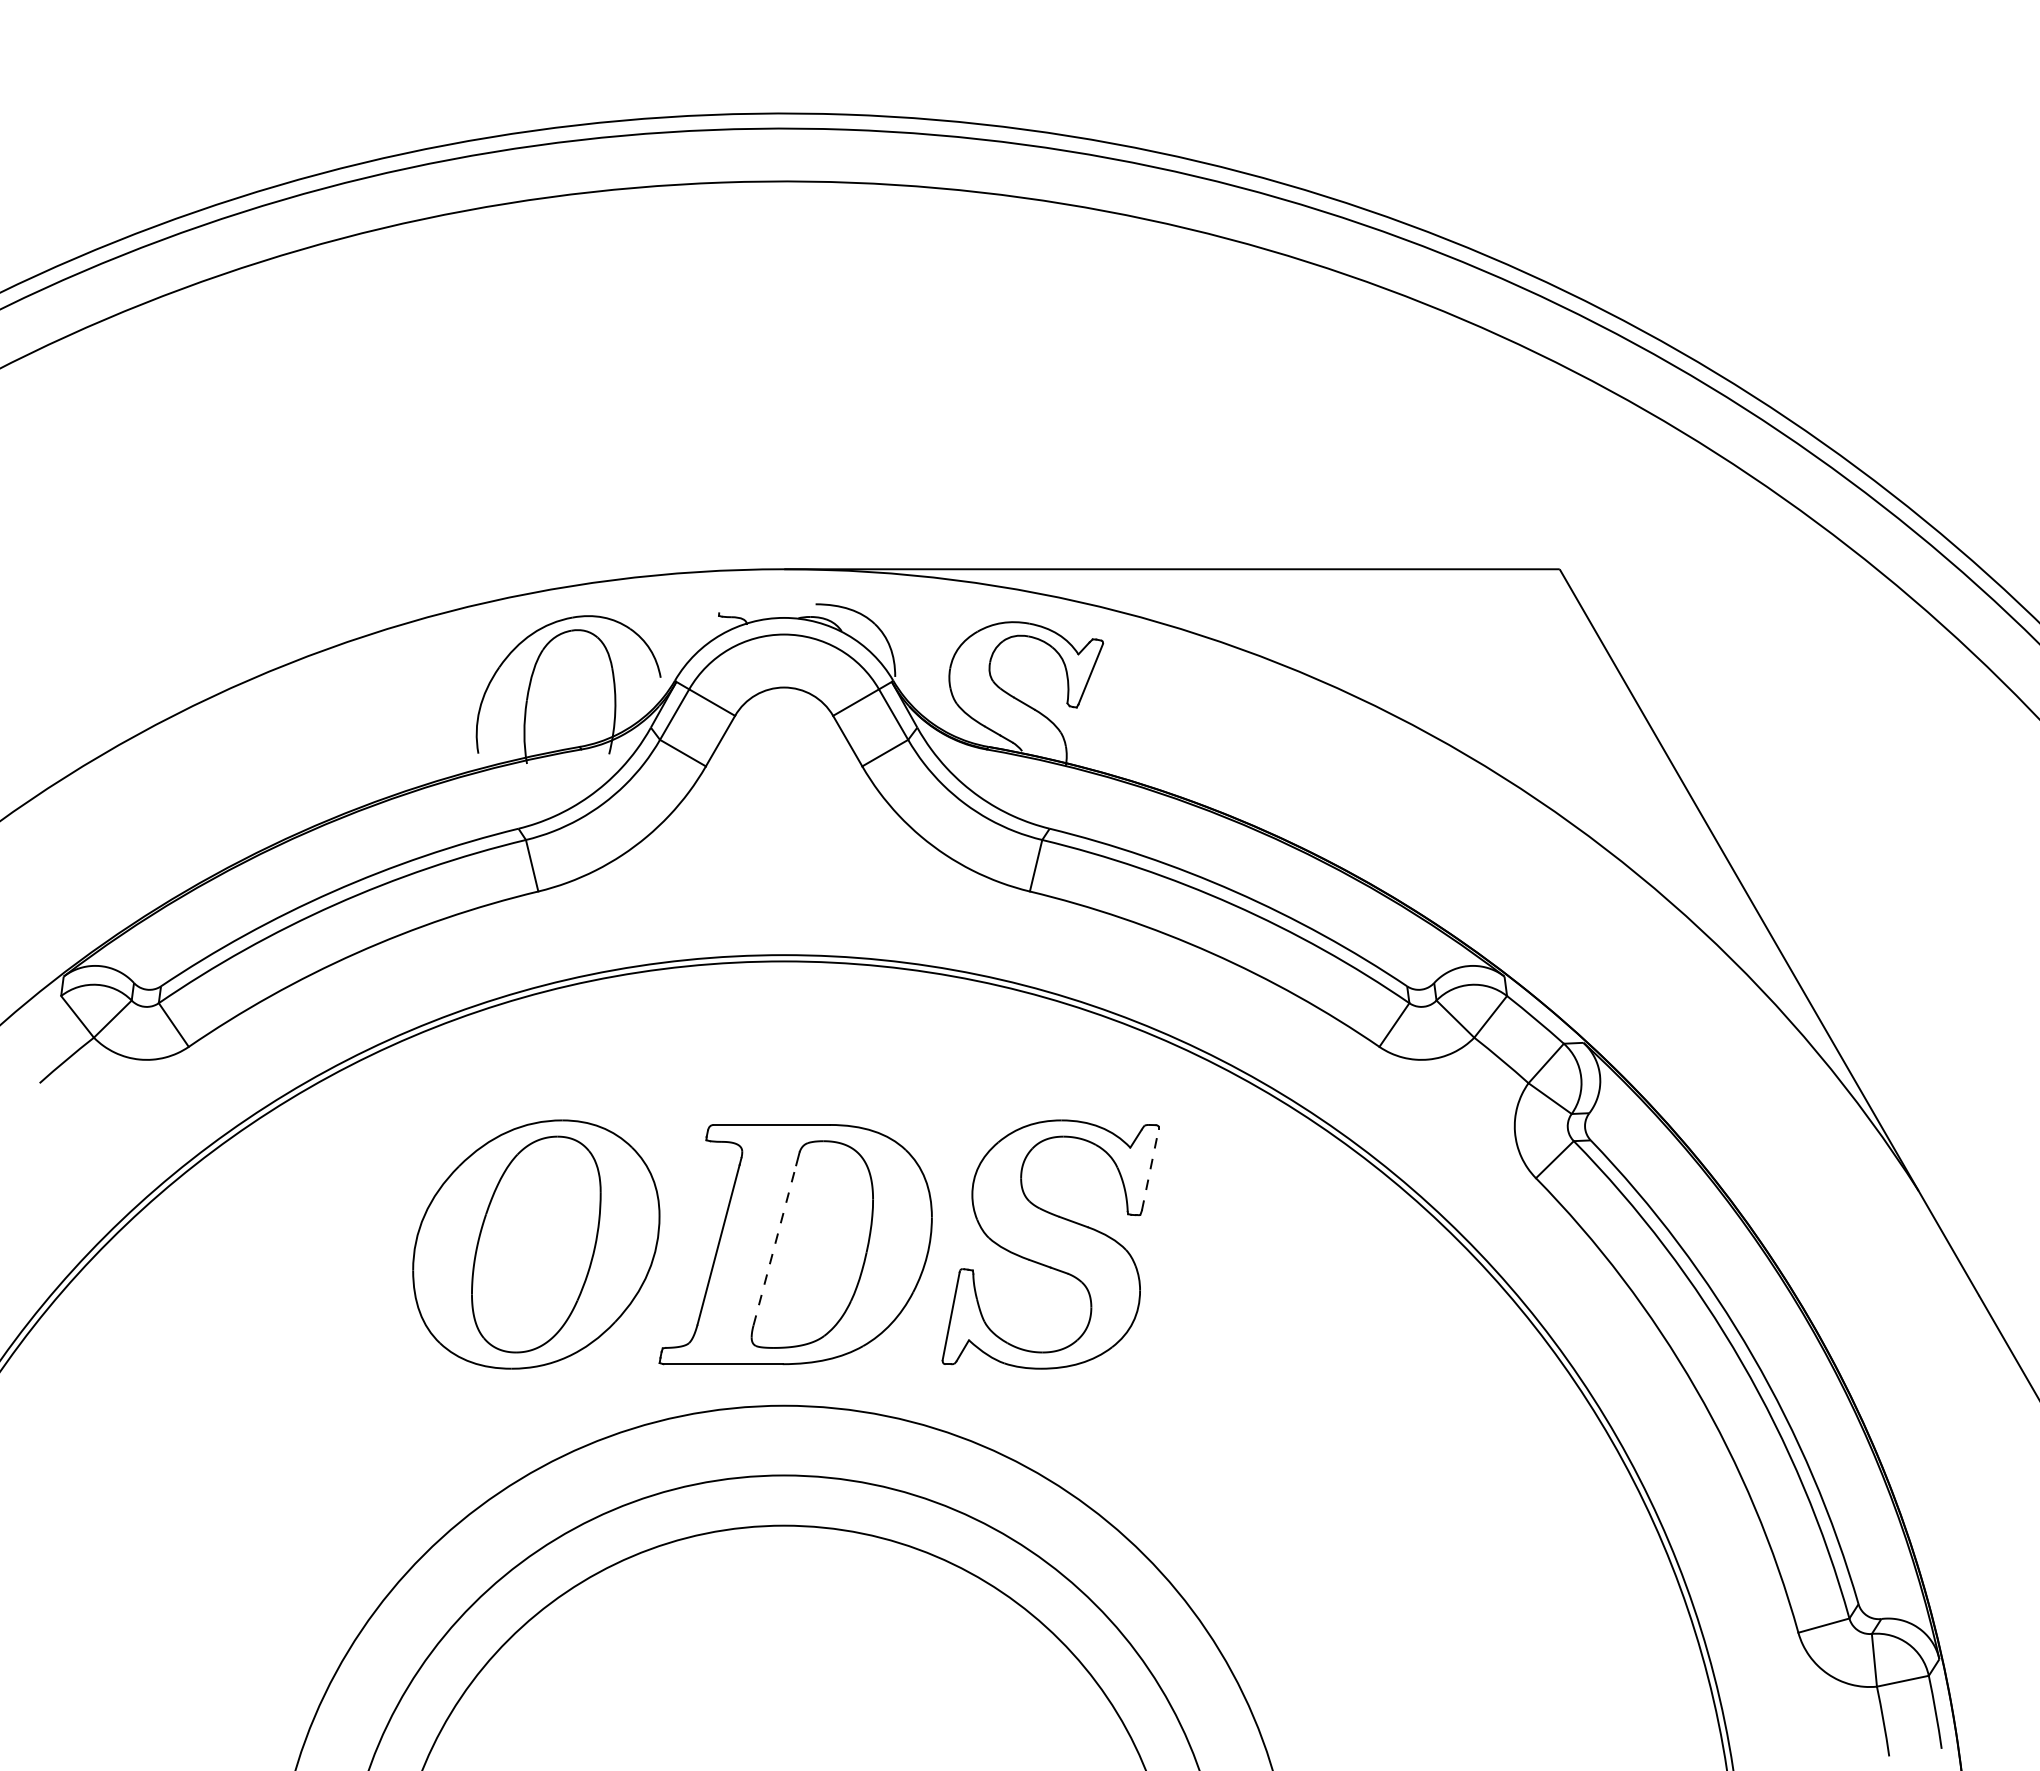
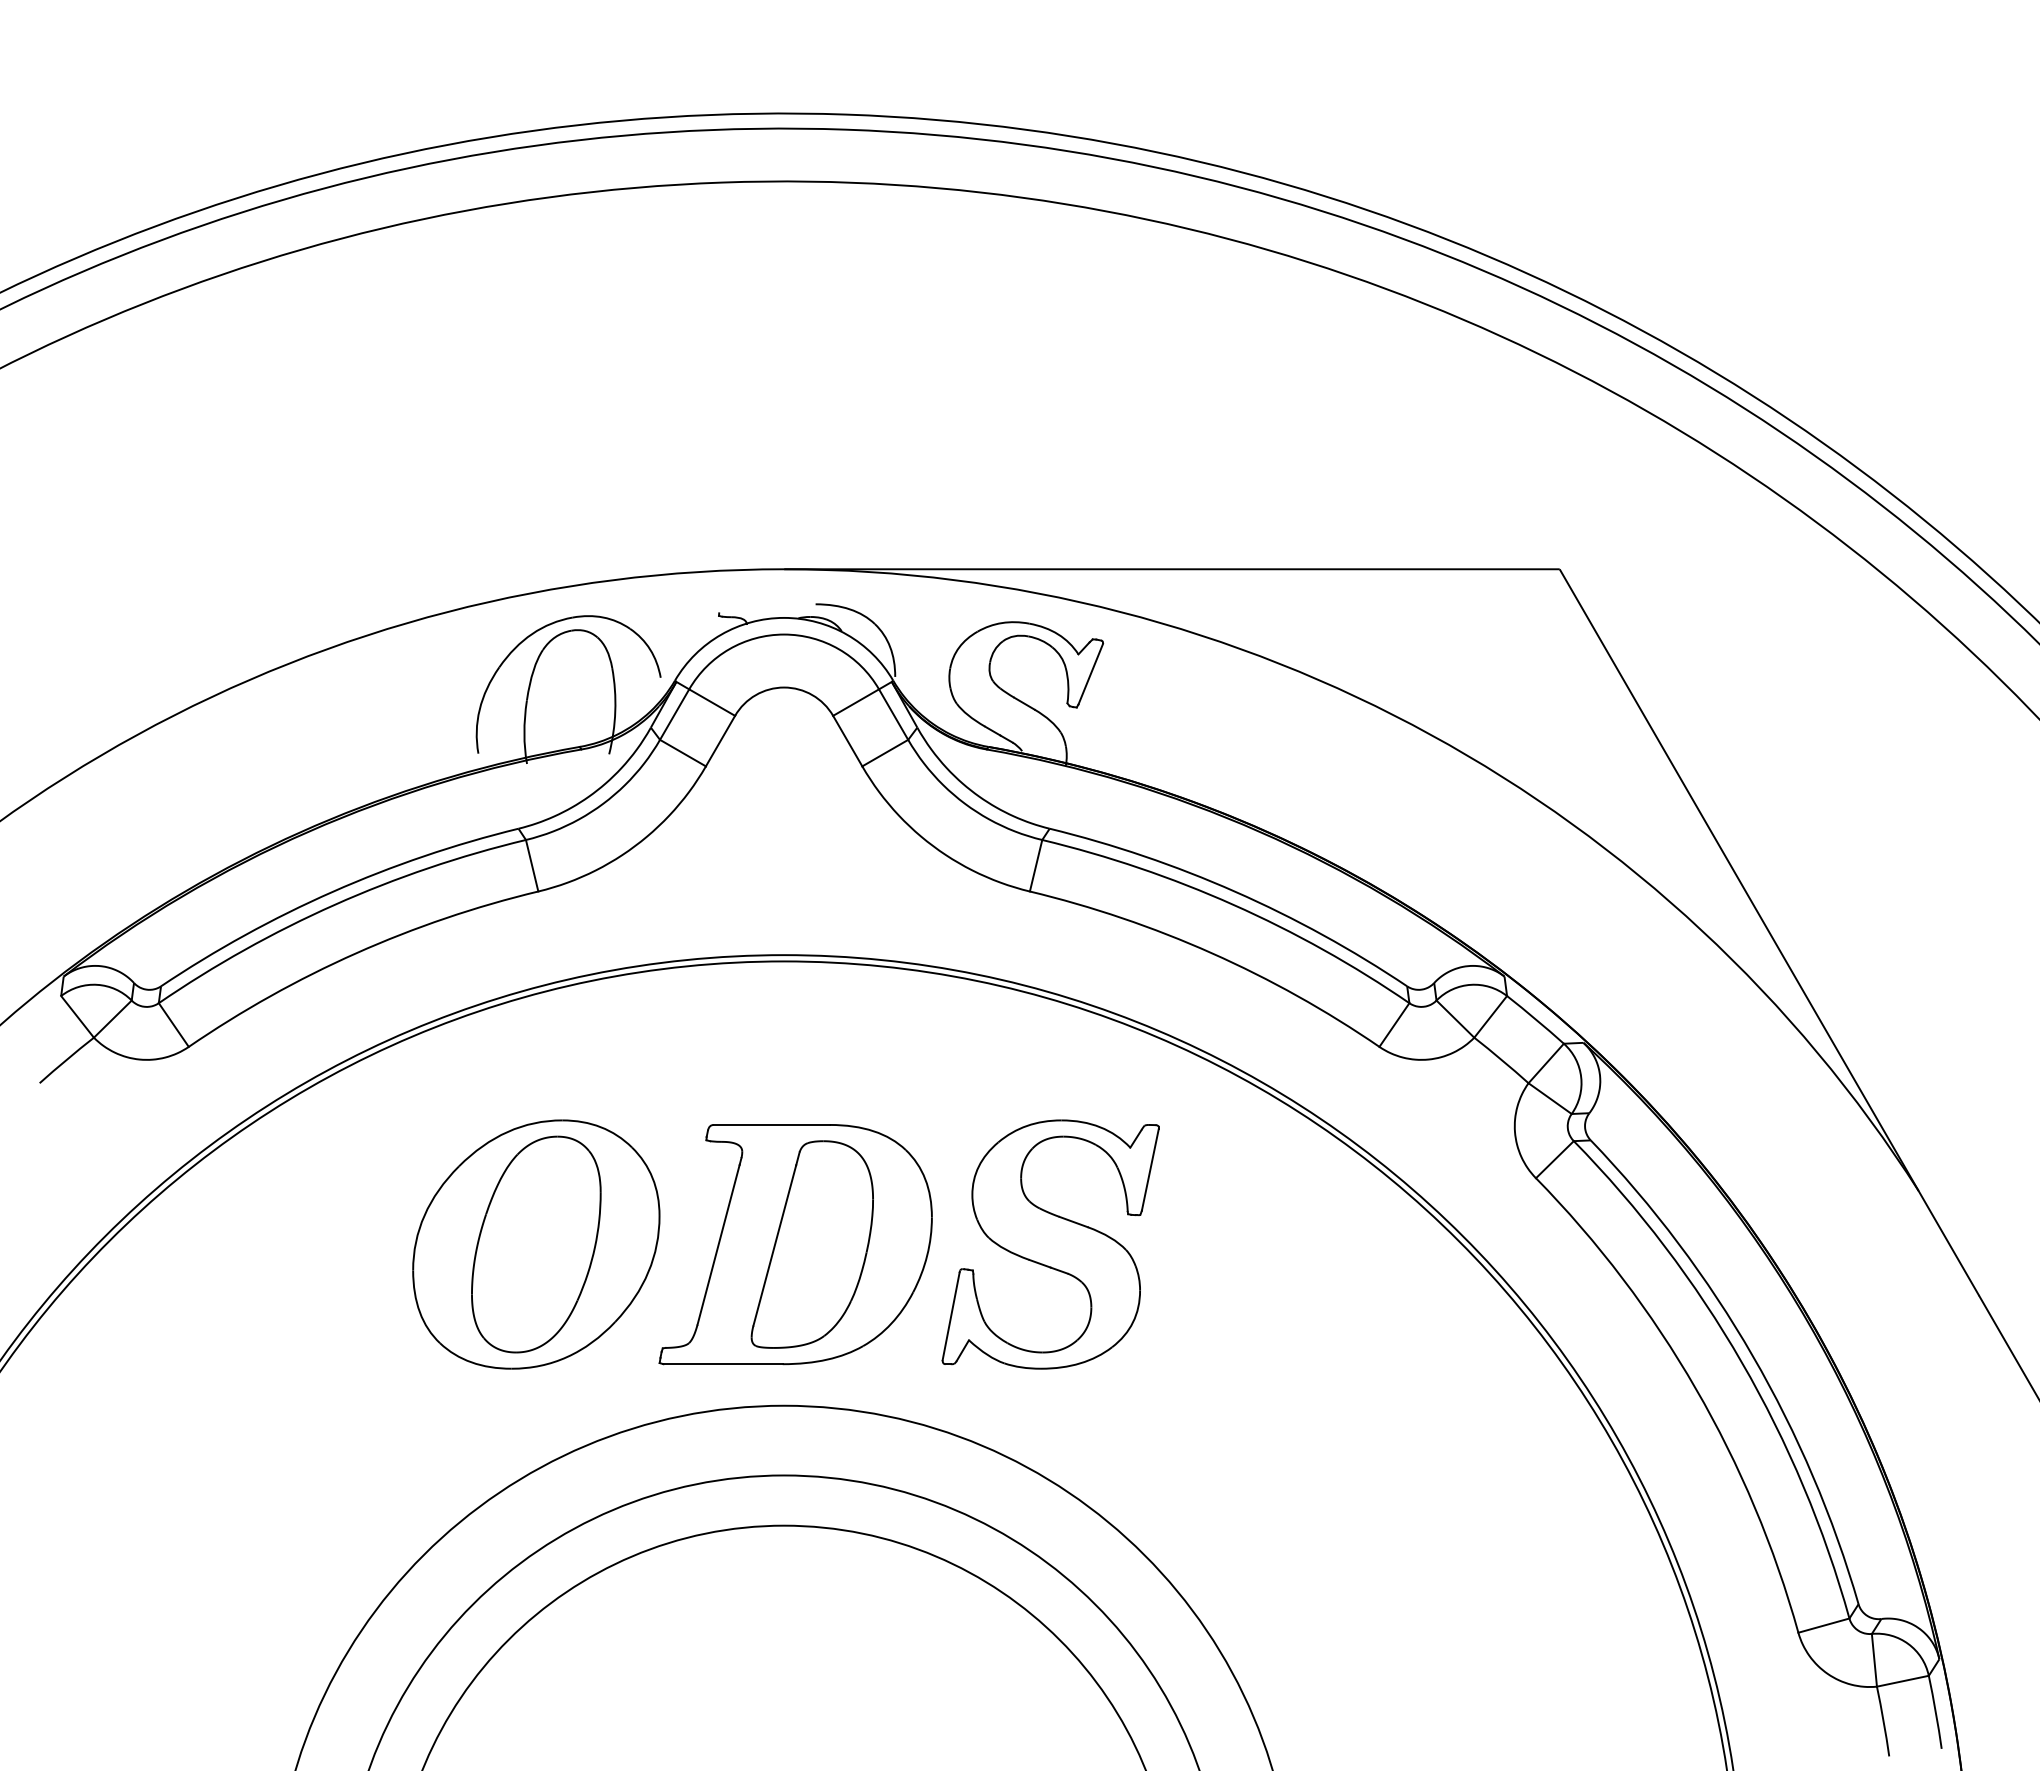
line: dashed -> solid (1150, 1169)
line: dashed -> solid (774, 1245)
